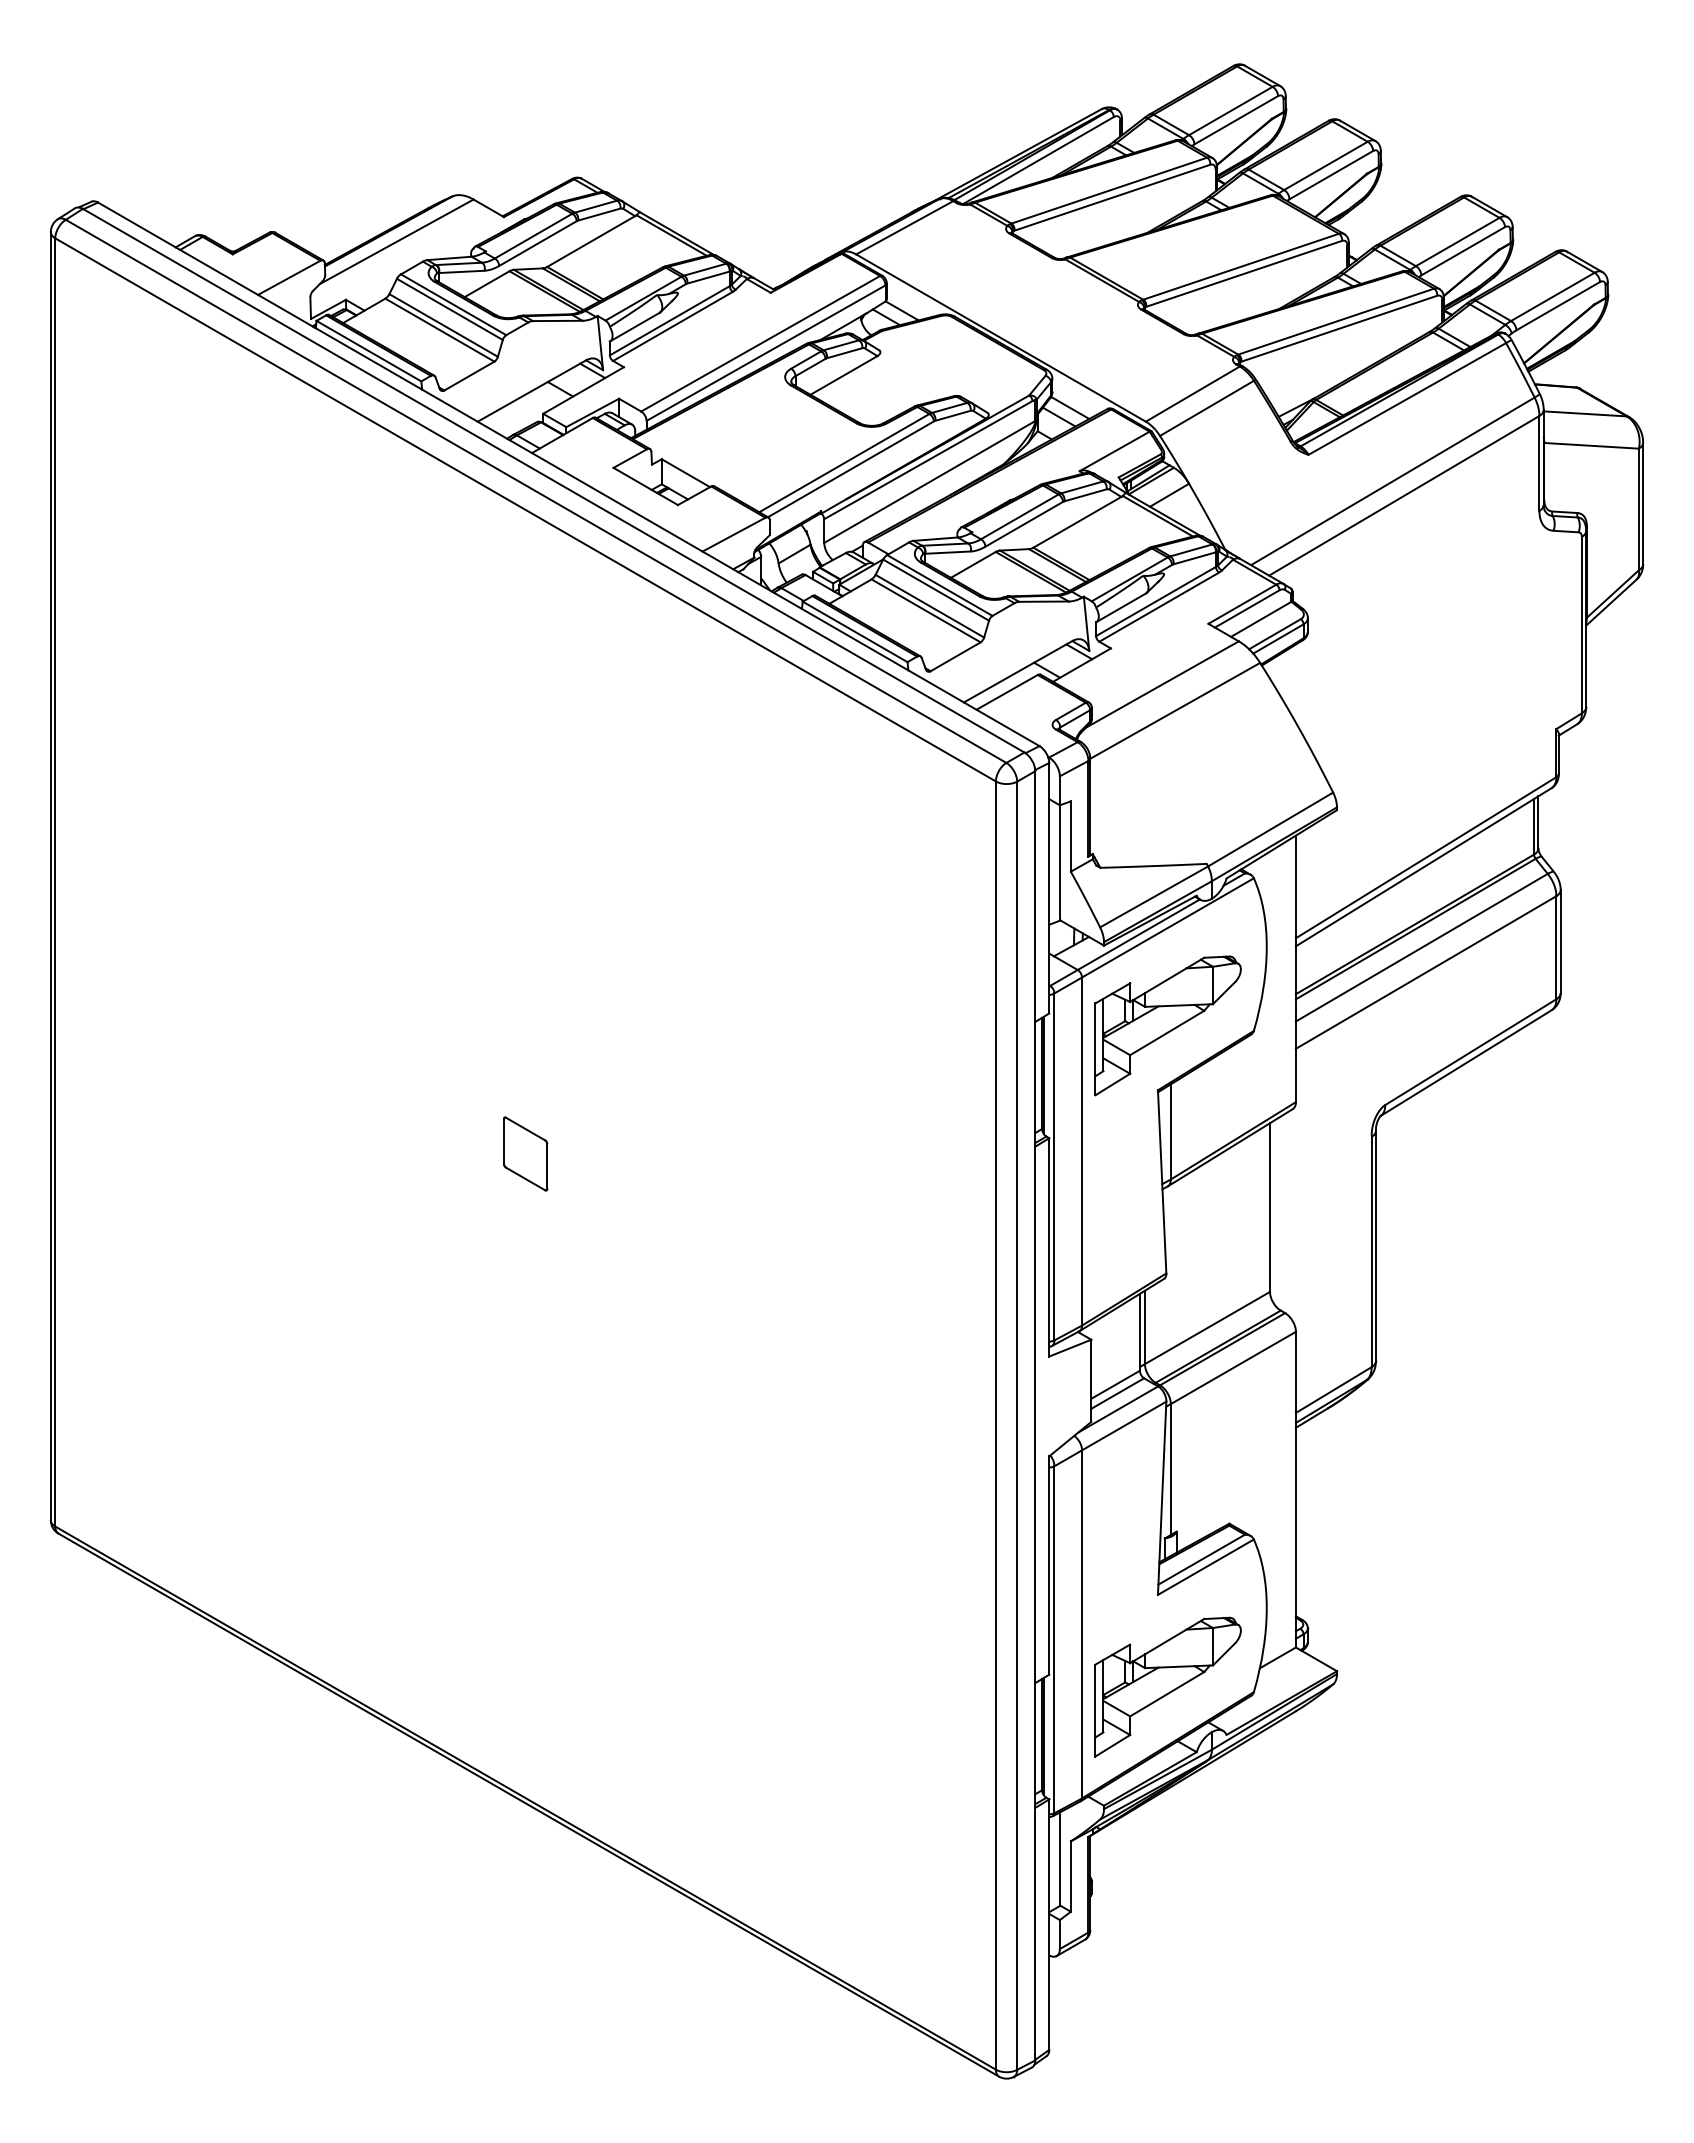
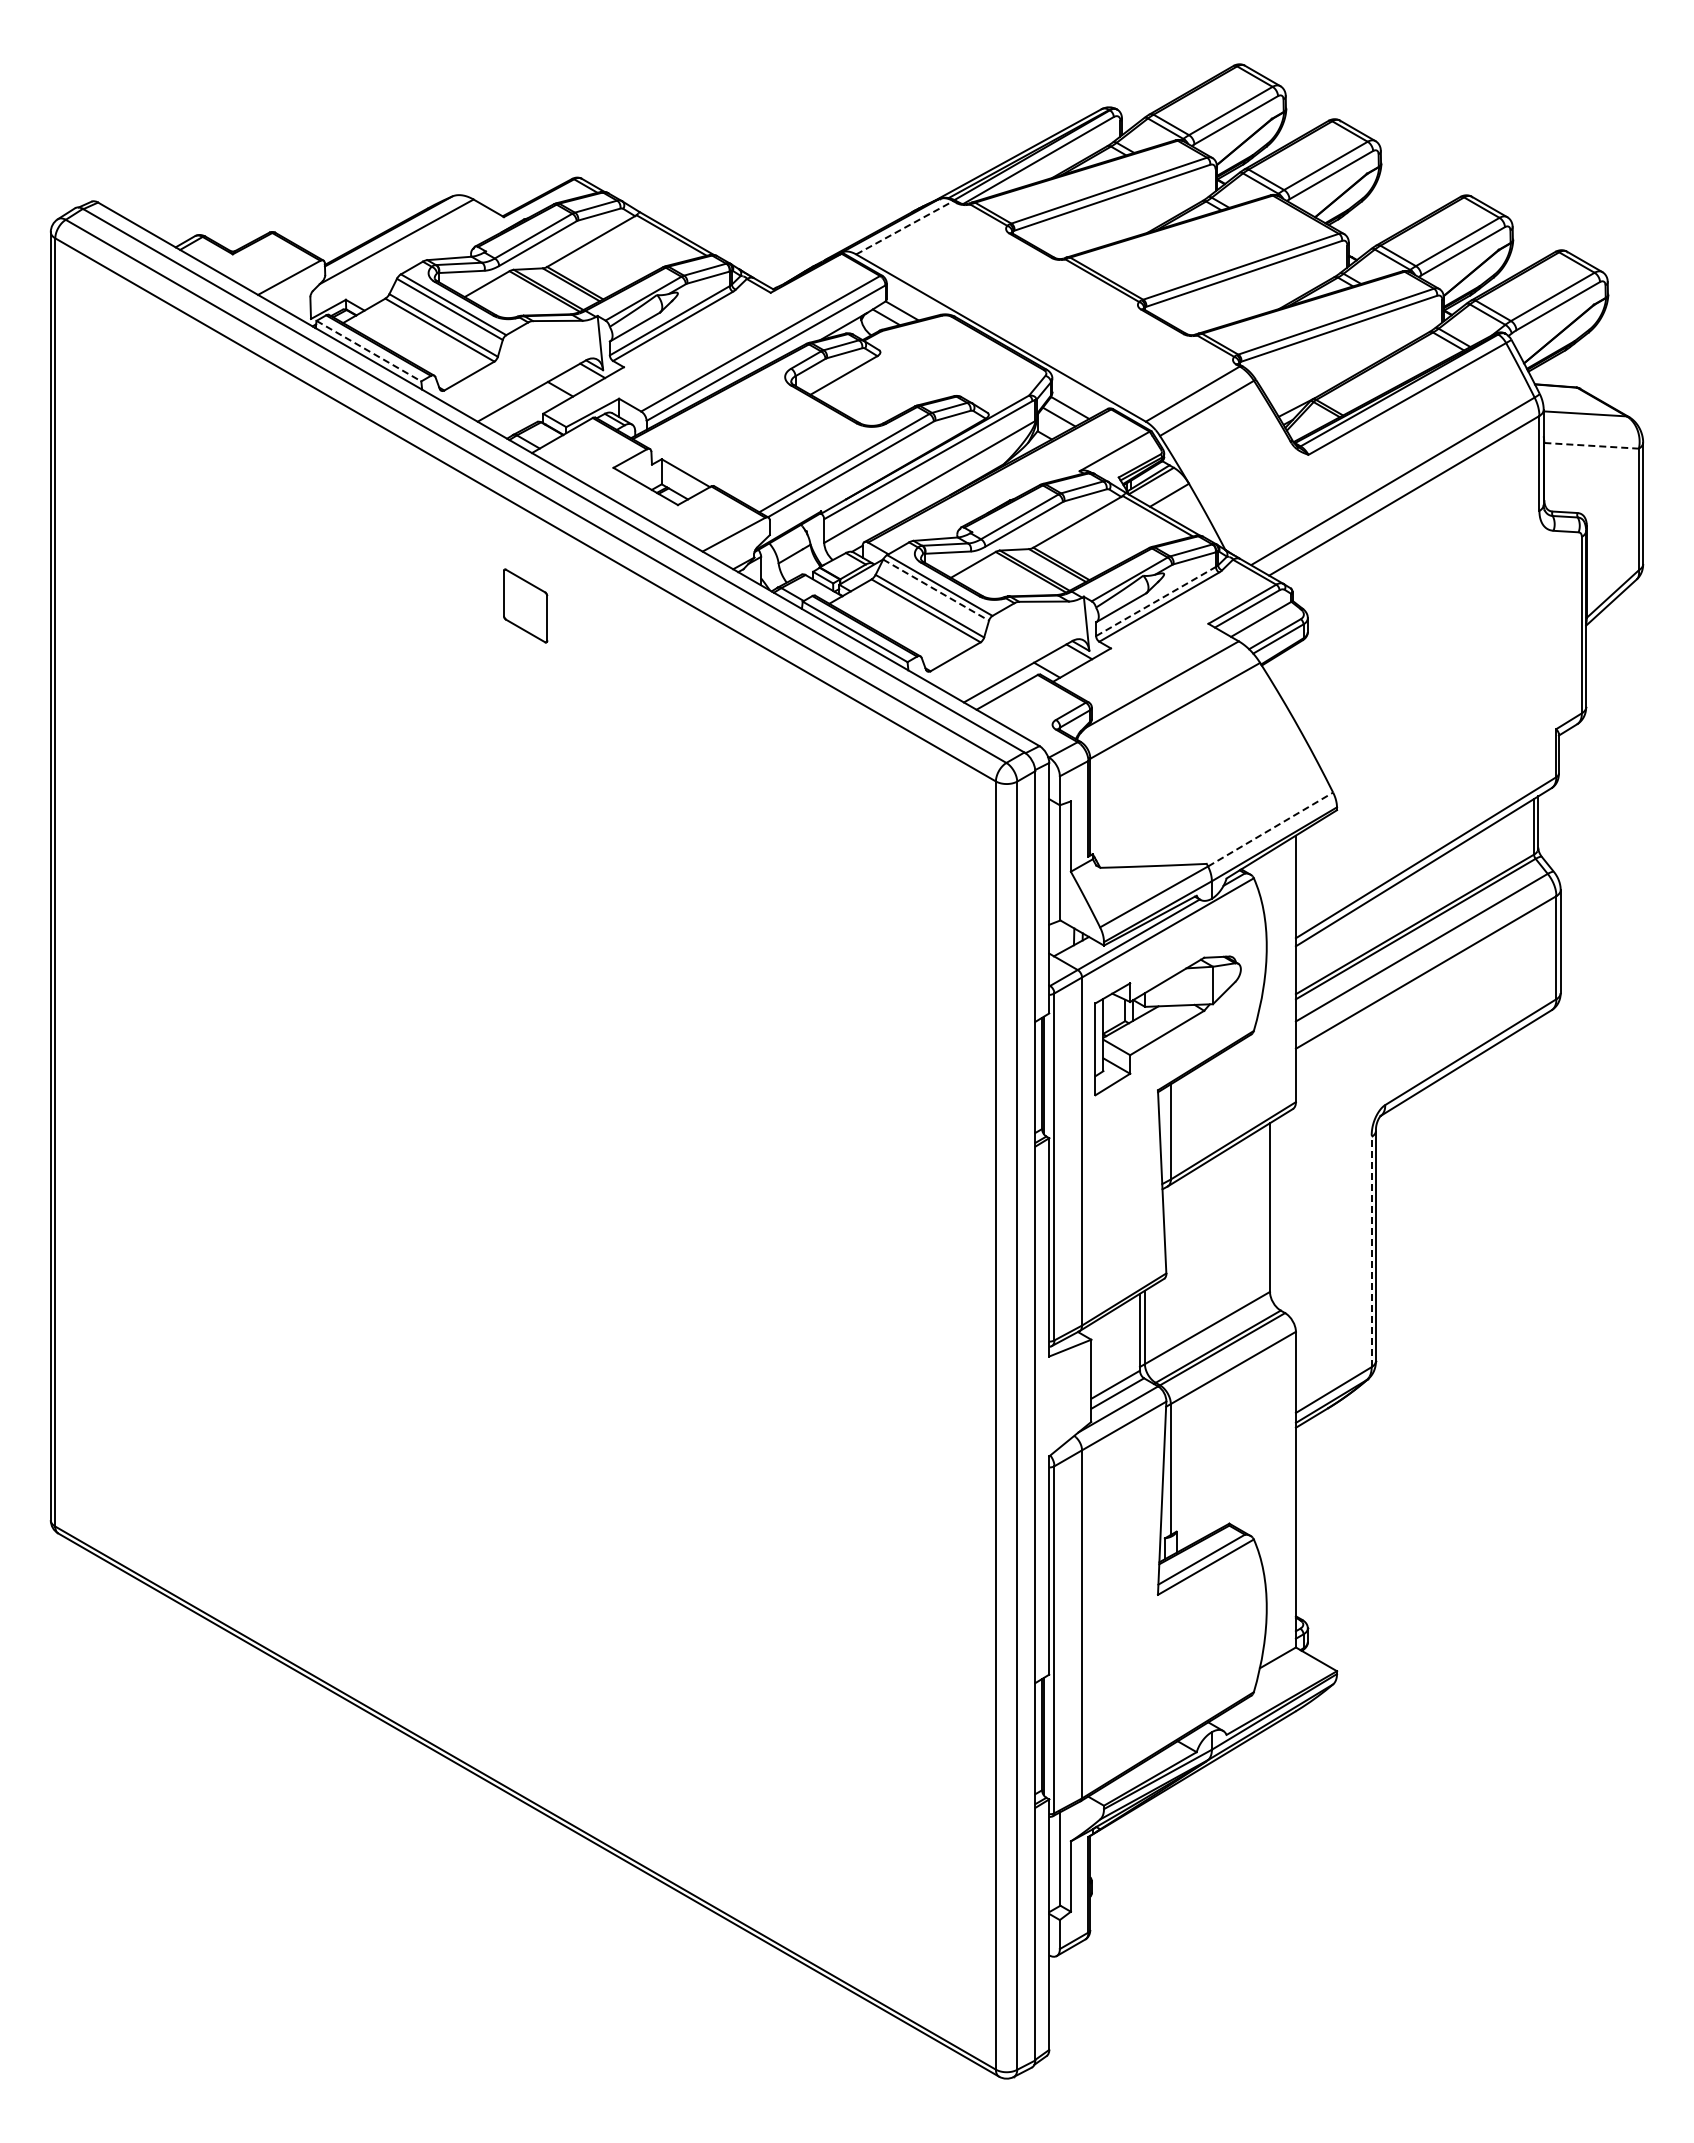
line: solid -> dashed (905, 227)
line: solid -> dashed (368, 351)
line: solid -> dashed (1592, 445)
line: solid -> dashed (936, 590)
line: solid -> dashed (1156, 601)
line: solid -> dashed (1270, 829)
part position: (525, 1153) -> (525, 605) (525, 605)
line: solid -> dashed (1371, 1251)
part: present -> none (1167, 1686)
